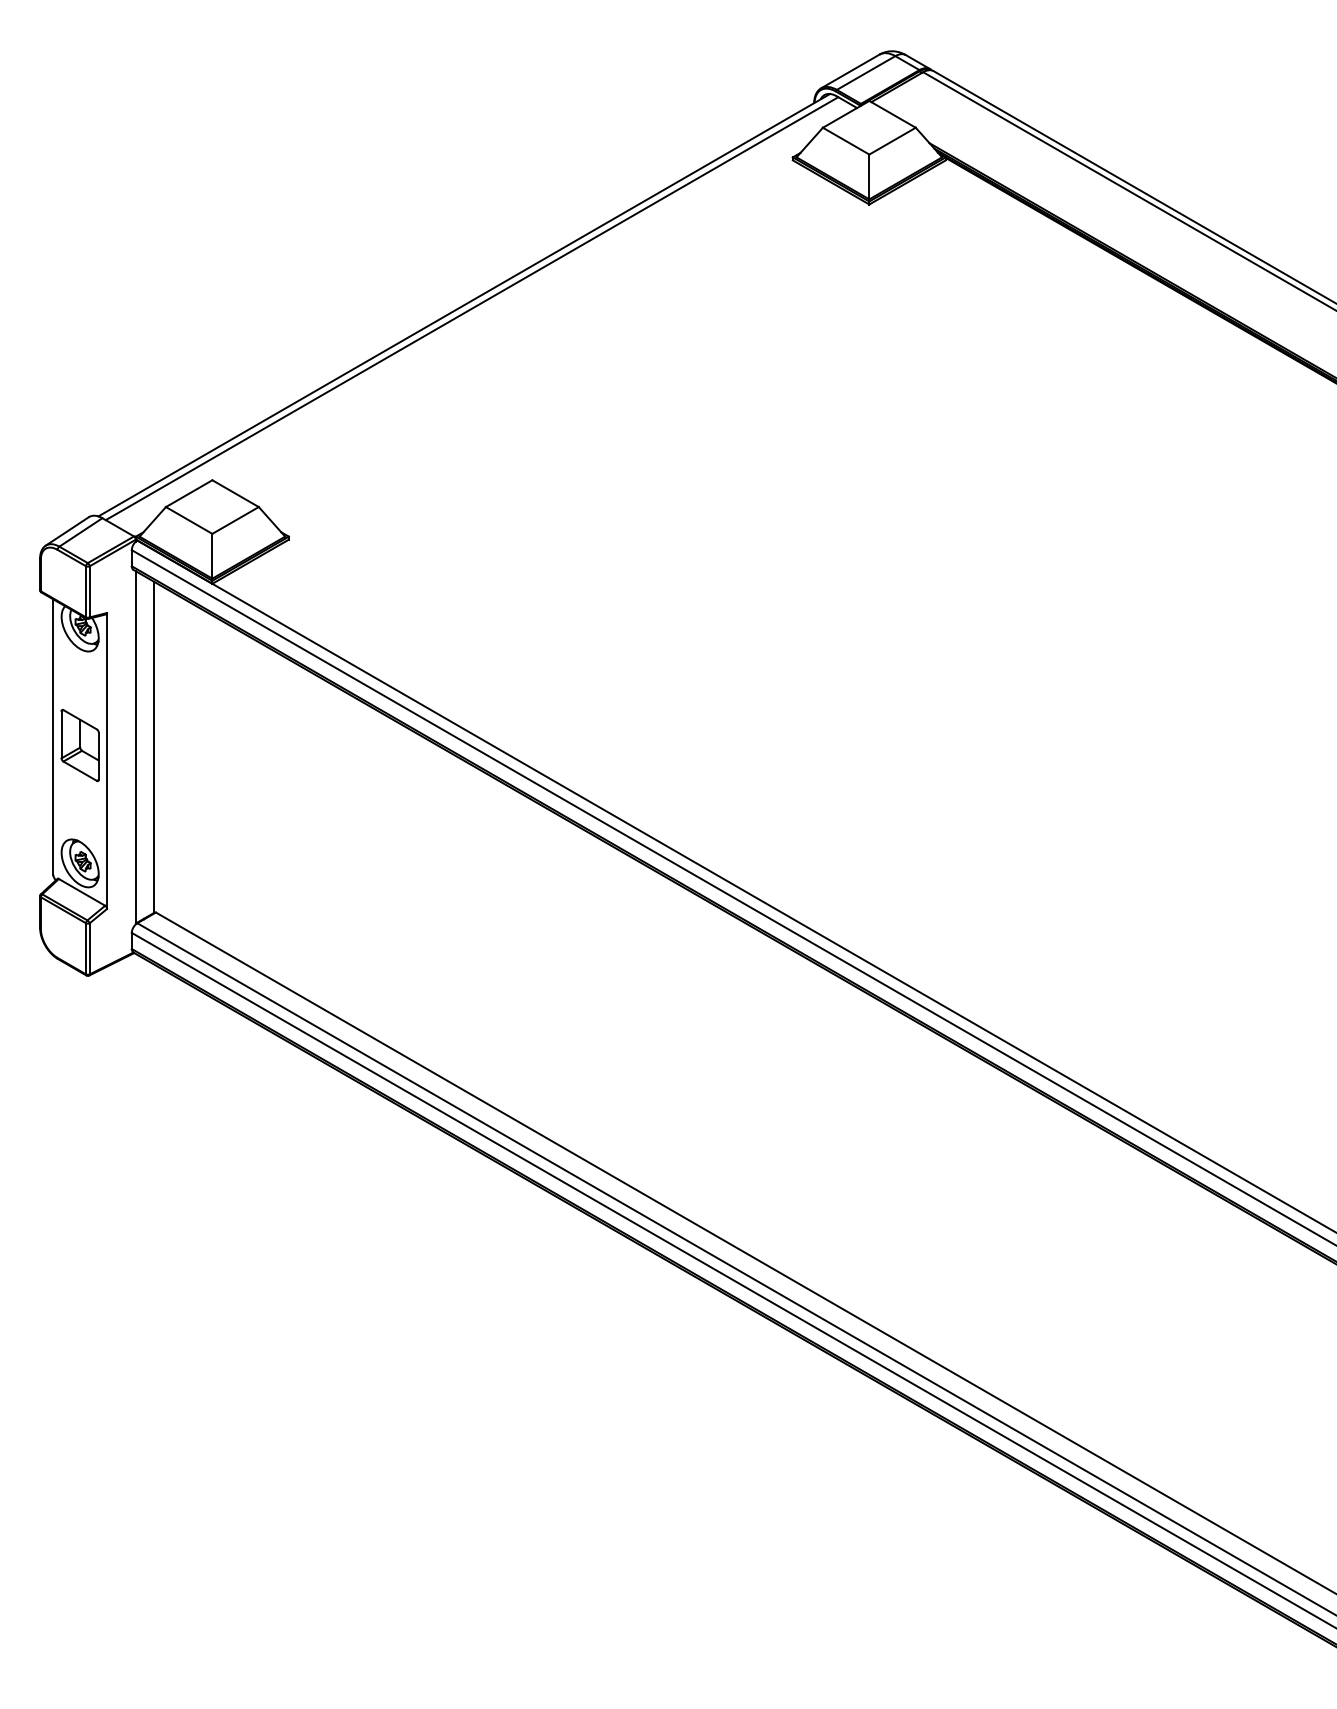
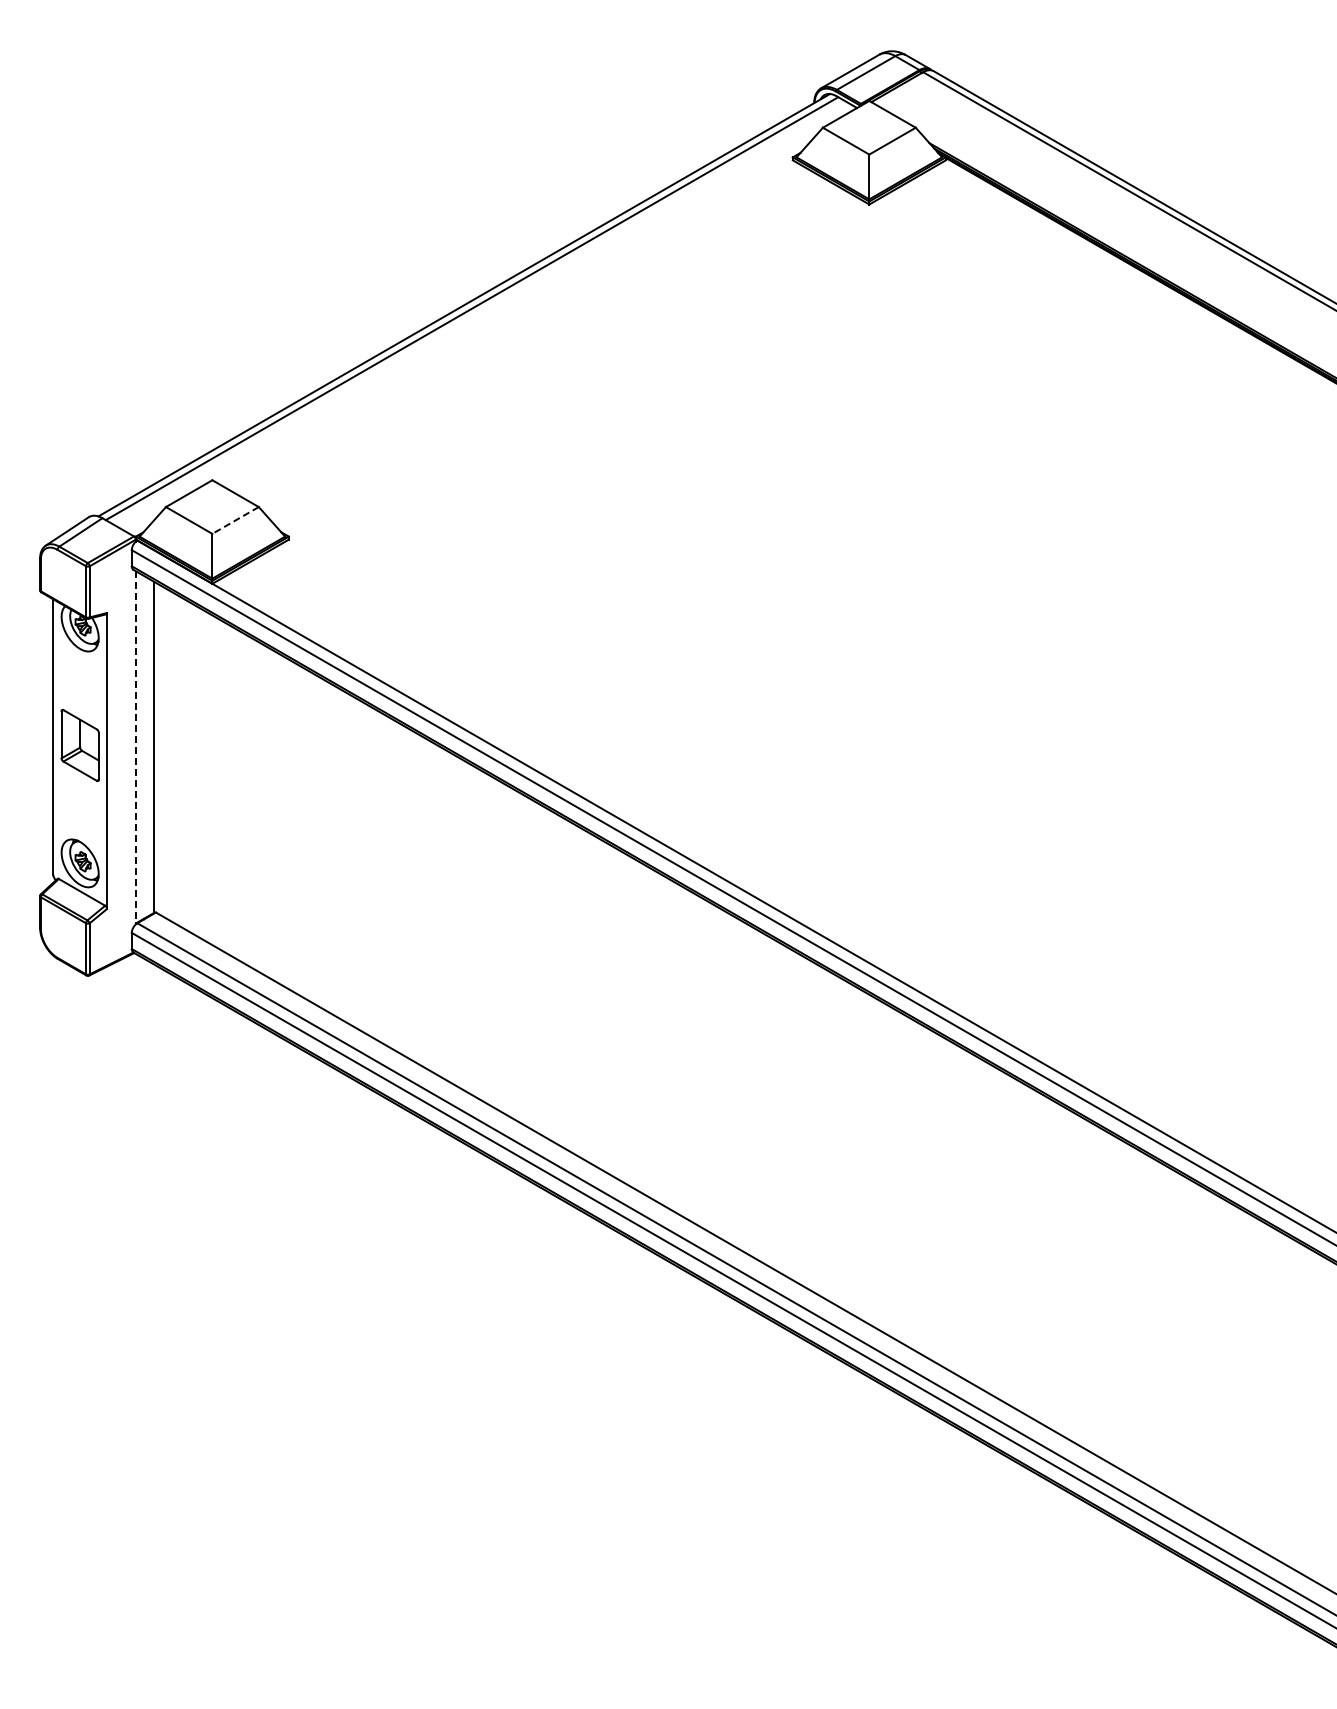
line: solid -> dashed (235, 520)
line: solid -> dashed (135, 747)
